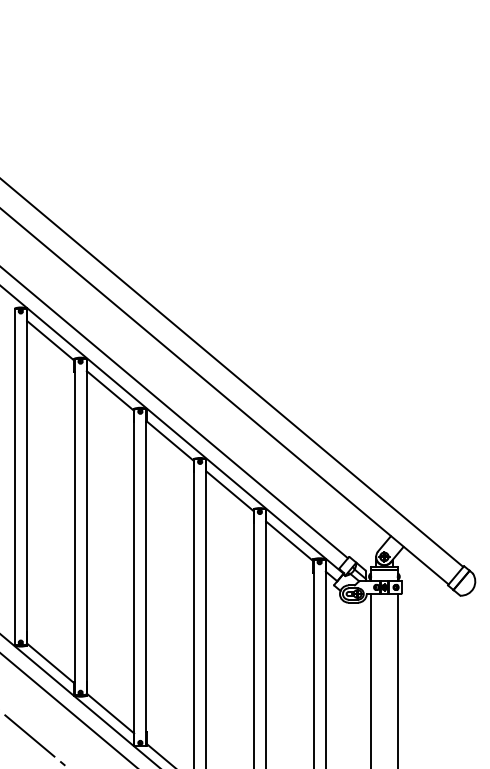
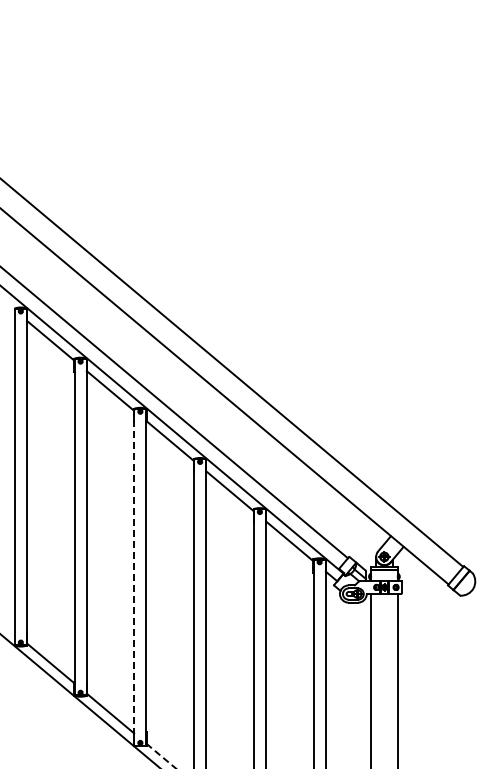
line: solid -> dashed (134, 576)
line: present -> none (68, 710)
line: present -> none (33, 739)
line: solid -> dashed (161, 756)
